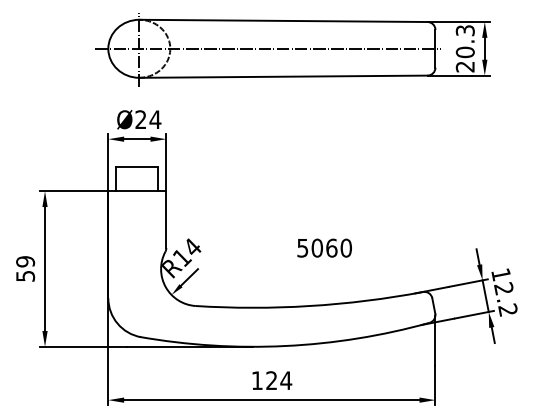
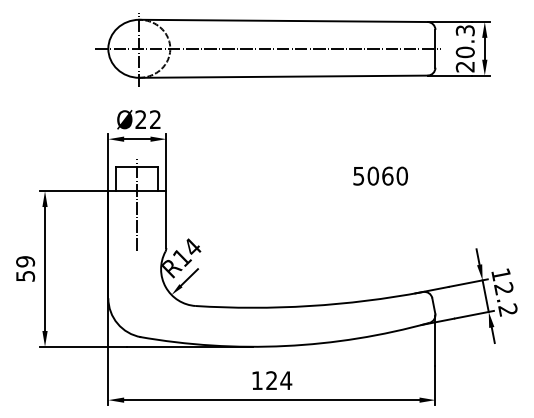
text: Ø24 -> Ø22 (155, 119)
line: none -> present (137, 205)
text position: (324, 247) -> (380, 175) (380, 175)
